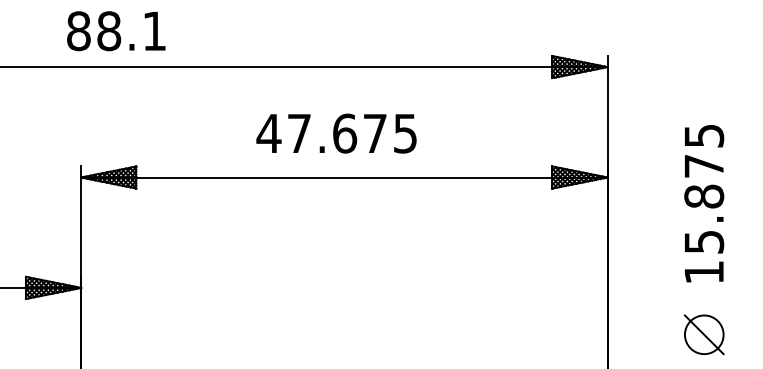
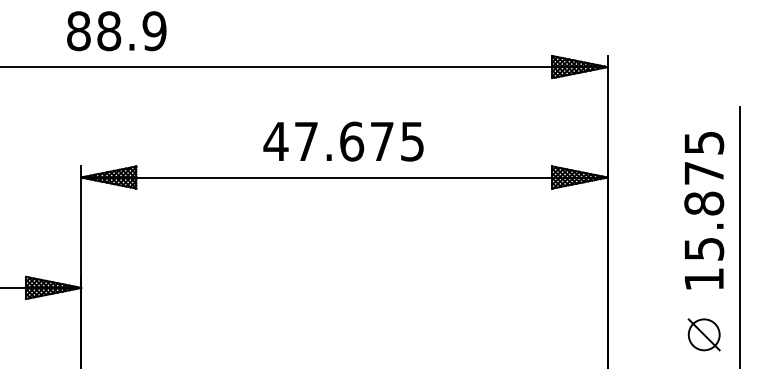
text: 88.1 -> 88.9 (154, 31)
text position: (336, 133) -> (343, 141) (343, 141)
text position: (704, 203) -> (704, 210) (704, 210)
line: none -> present (740, 236)
part size: 42x42 px -> 34x34 px (703, 334)
